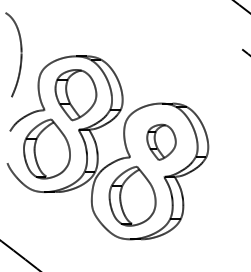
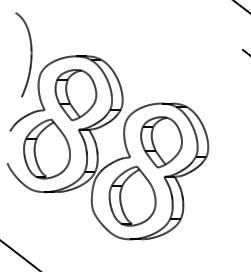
curve position: (20, 54) -> (30, 54) (30, 54)
part size: 31x38 px -> 43x53 px (161, 142)
